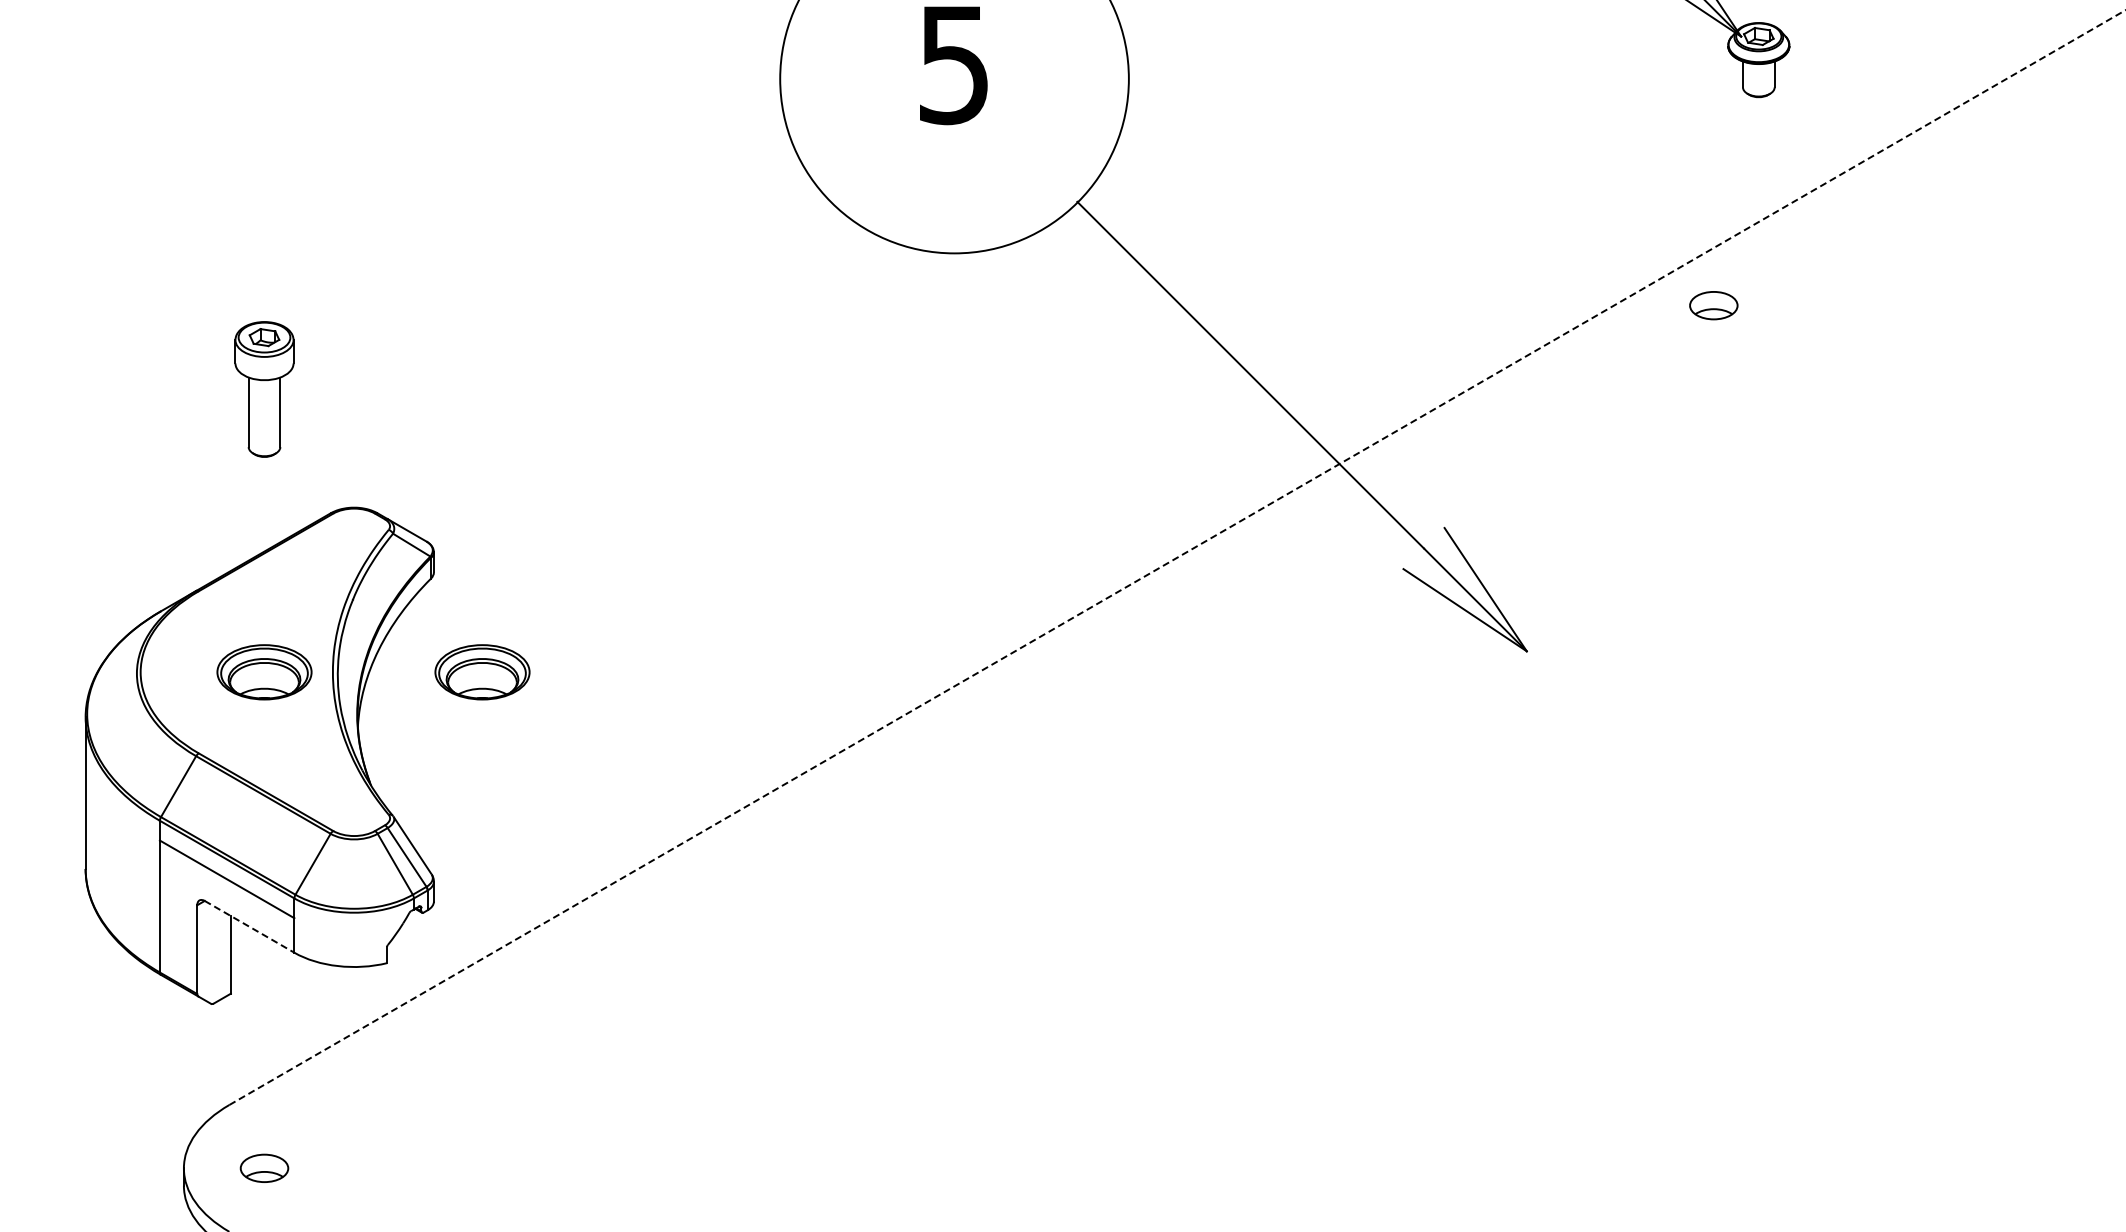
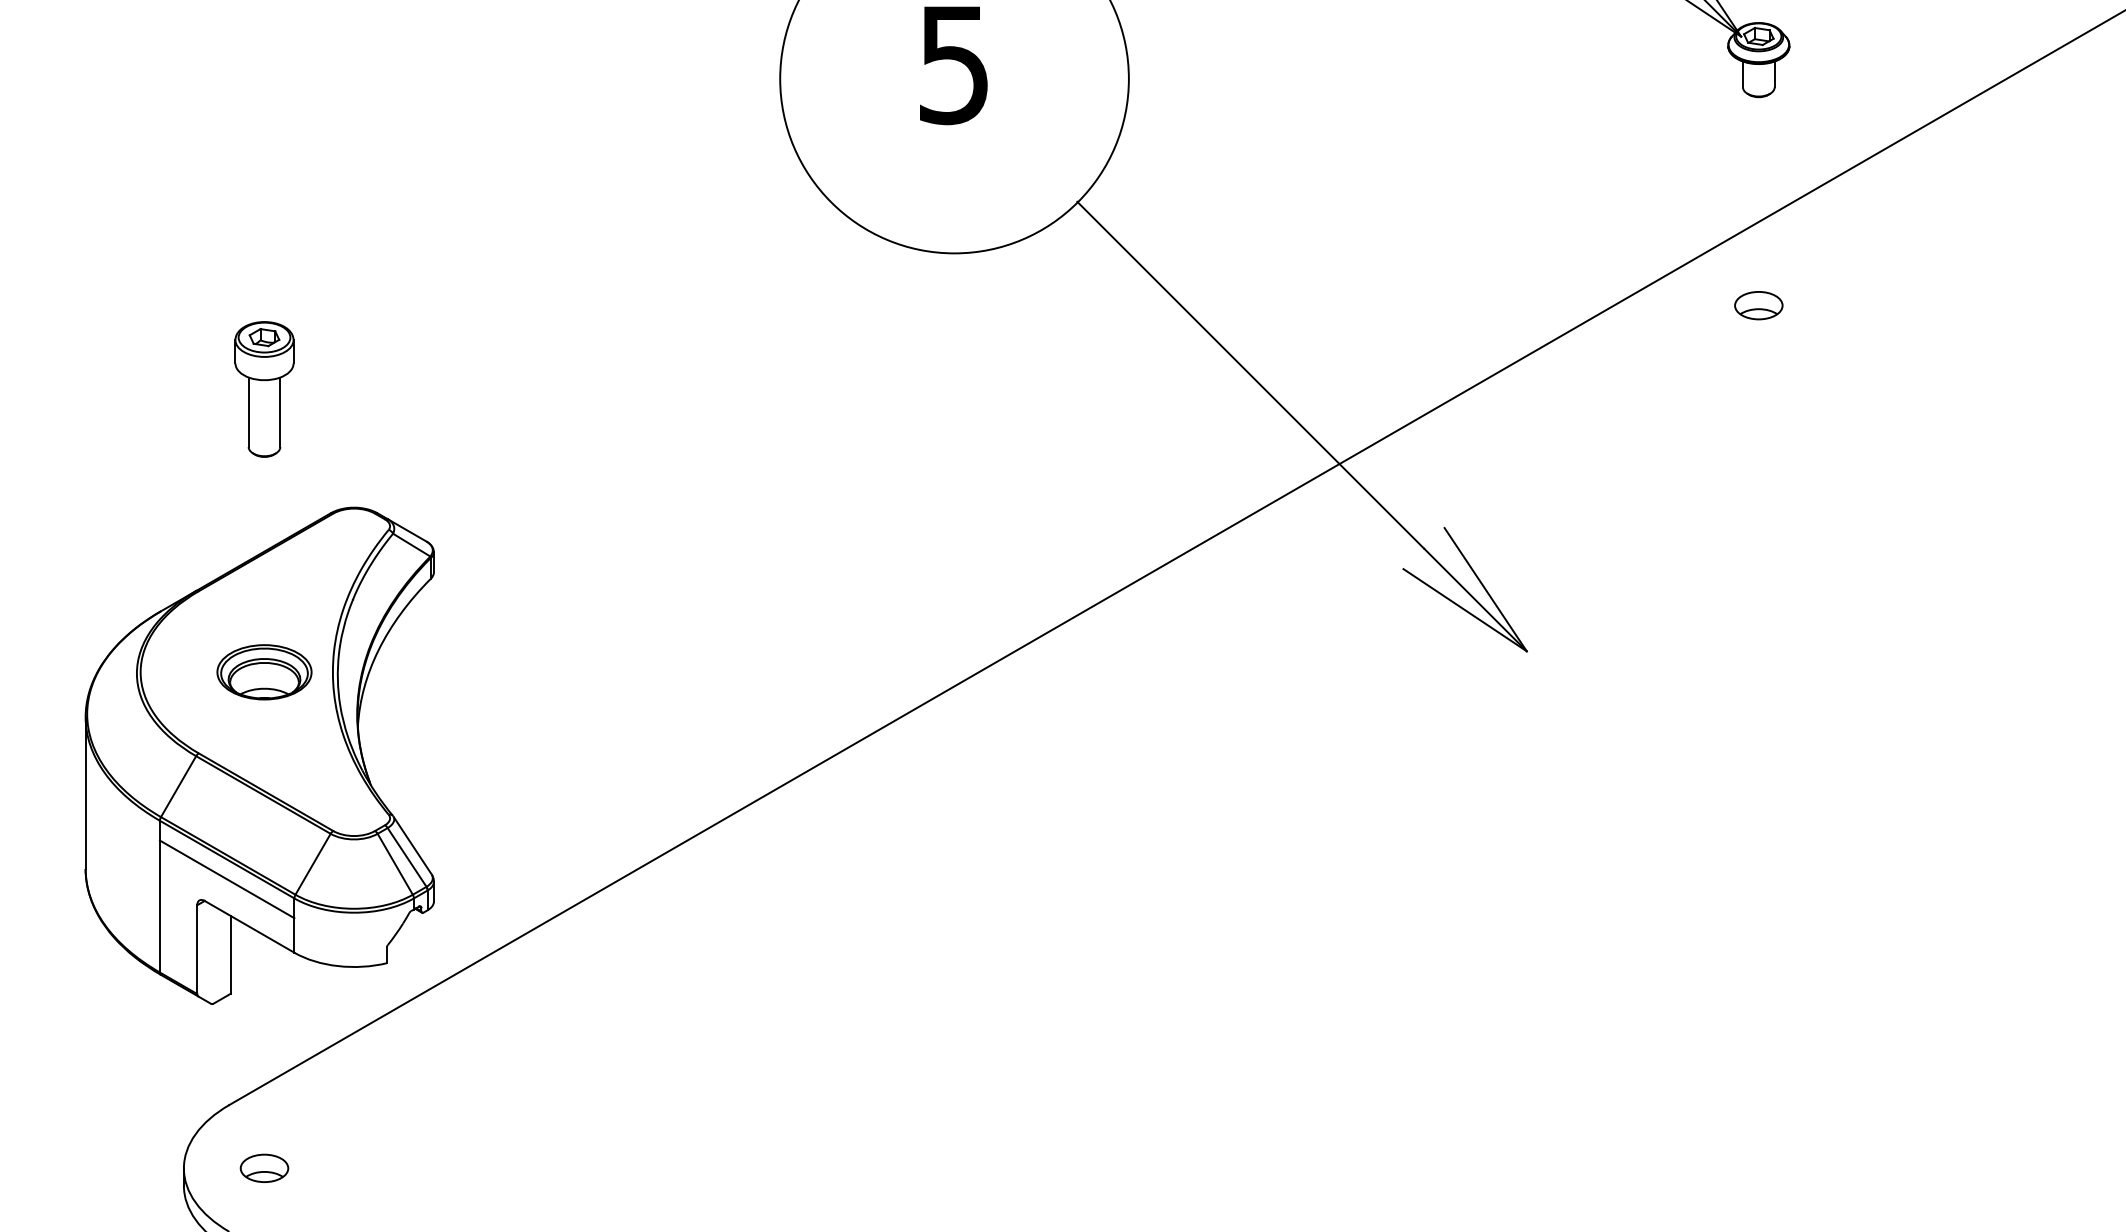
part position: (1713, 305) -> (1758, 305) (1758, 305)
line: dashed -> solid (1177, 557)
part: present -> none (482, 672)
line: dashed -> solid (249, 926)
